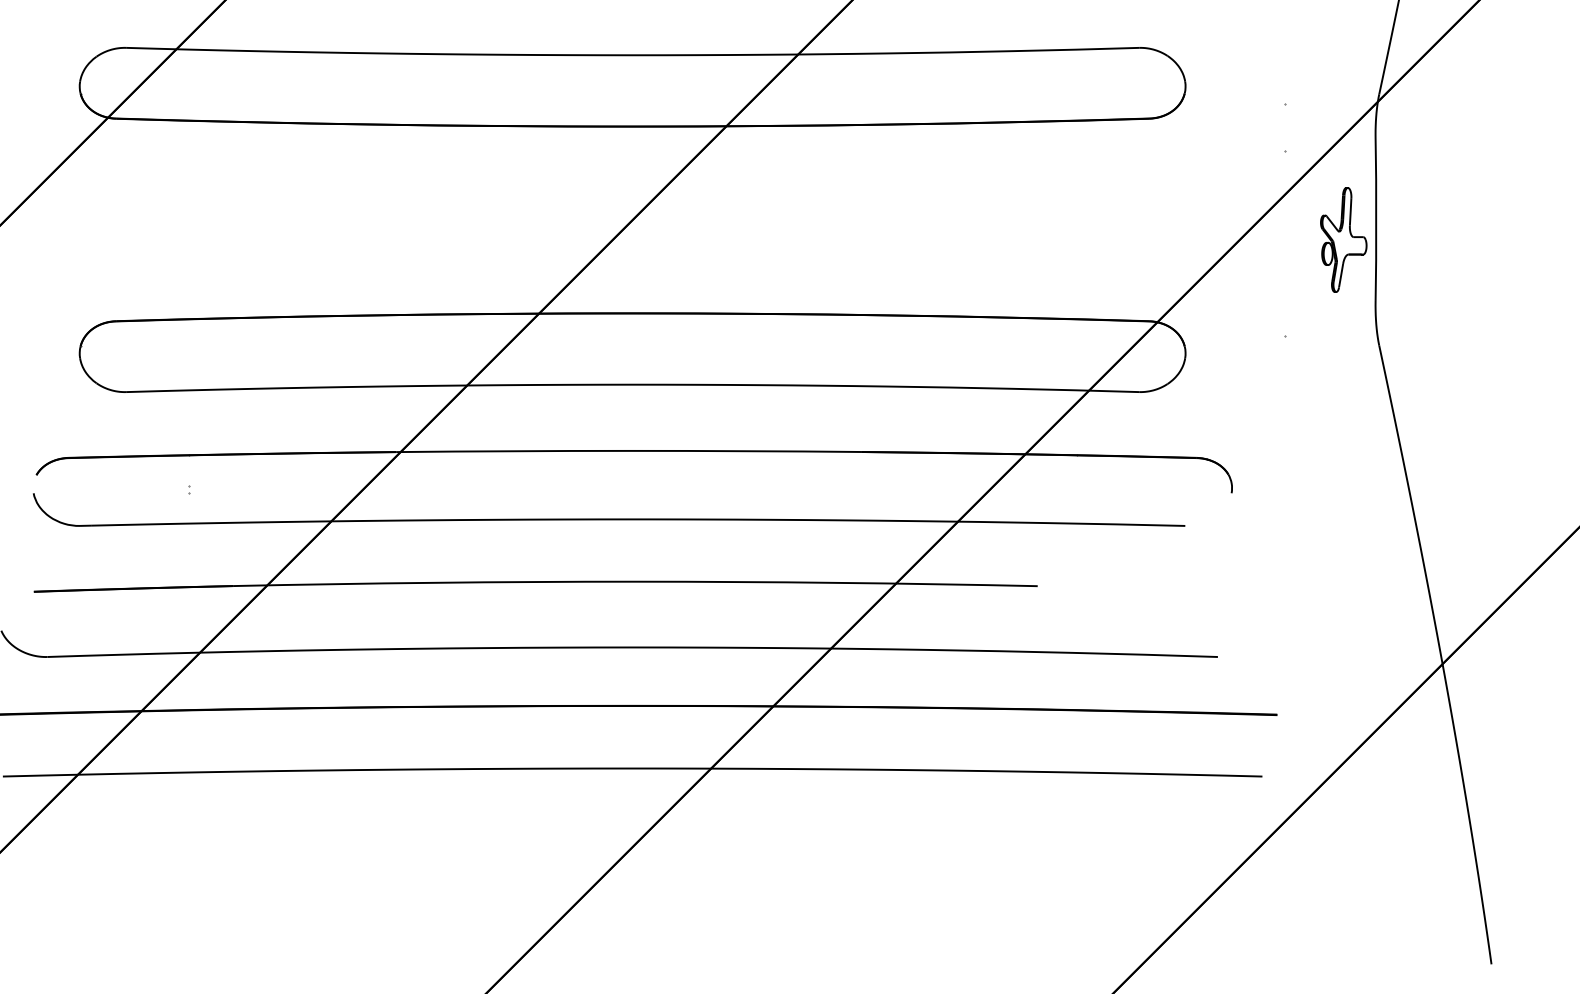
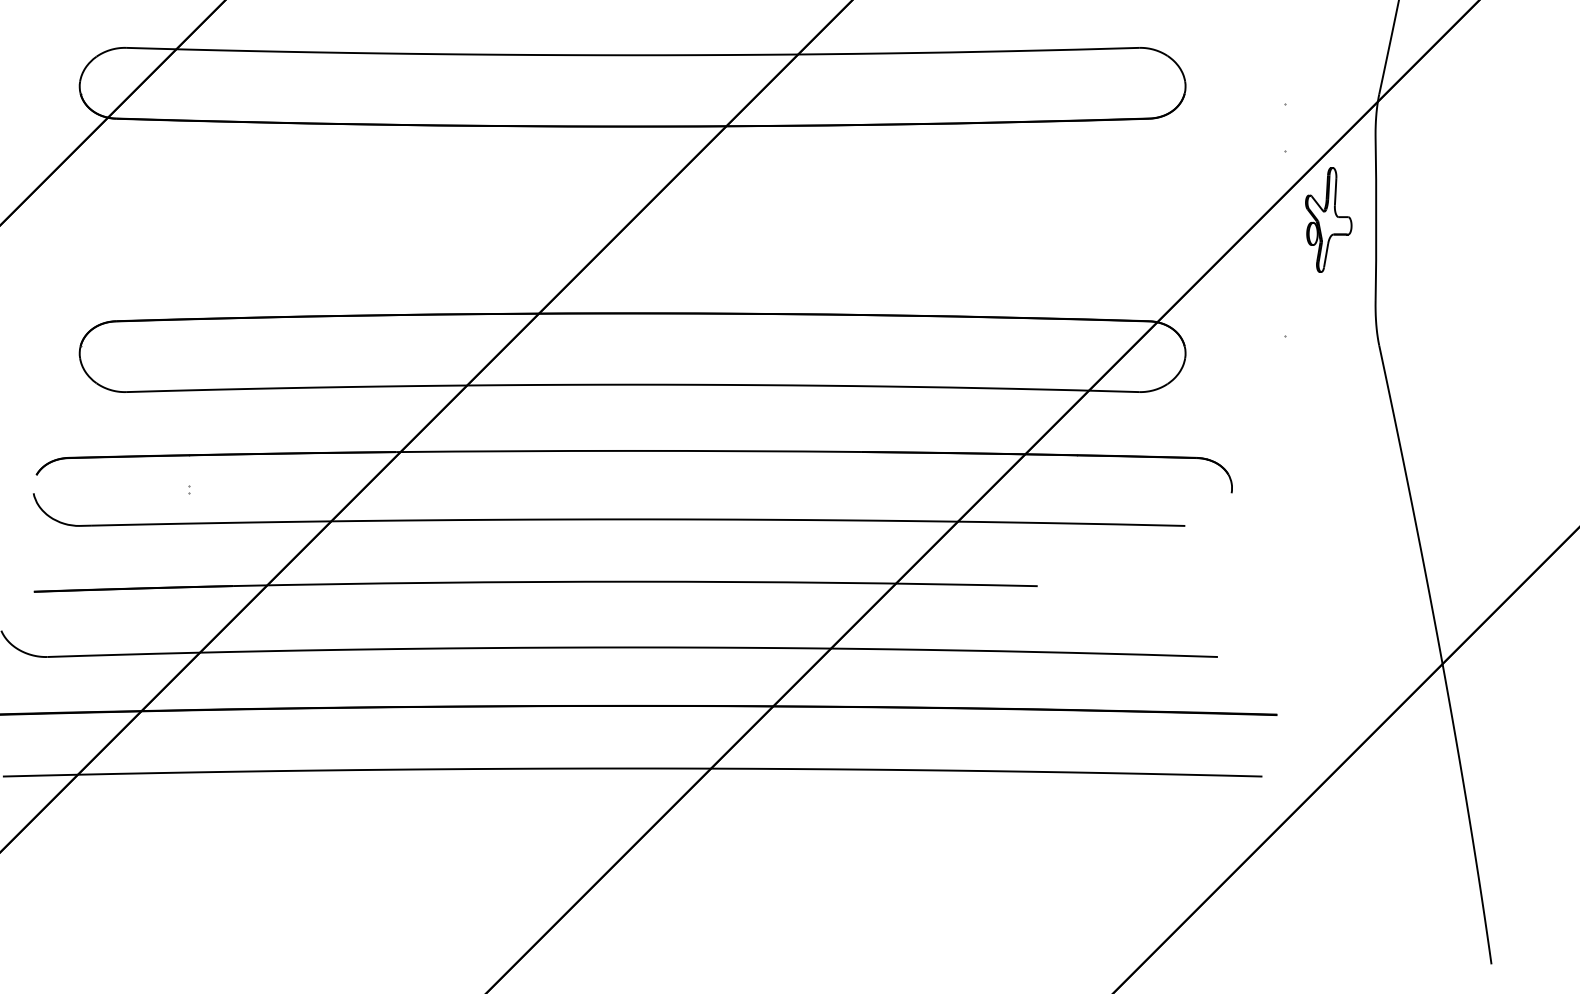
part position: (1343, 239) -> (1328, 219) (1328, 219)
